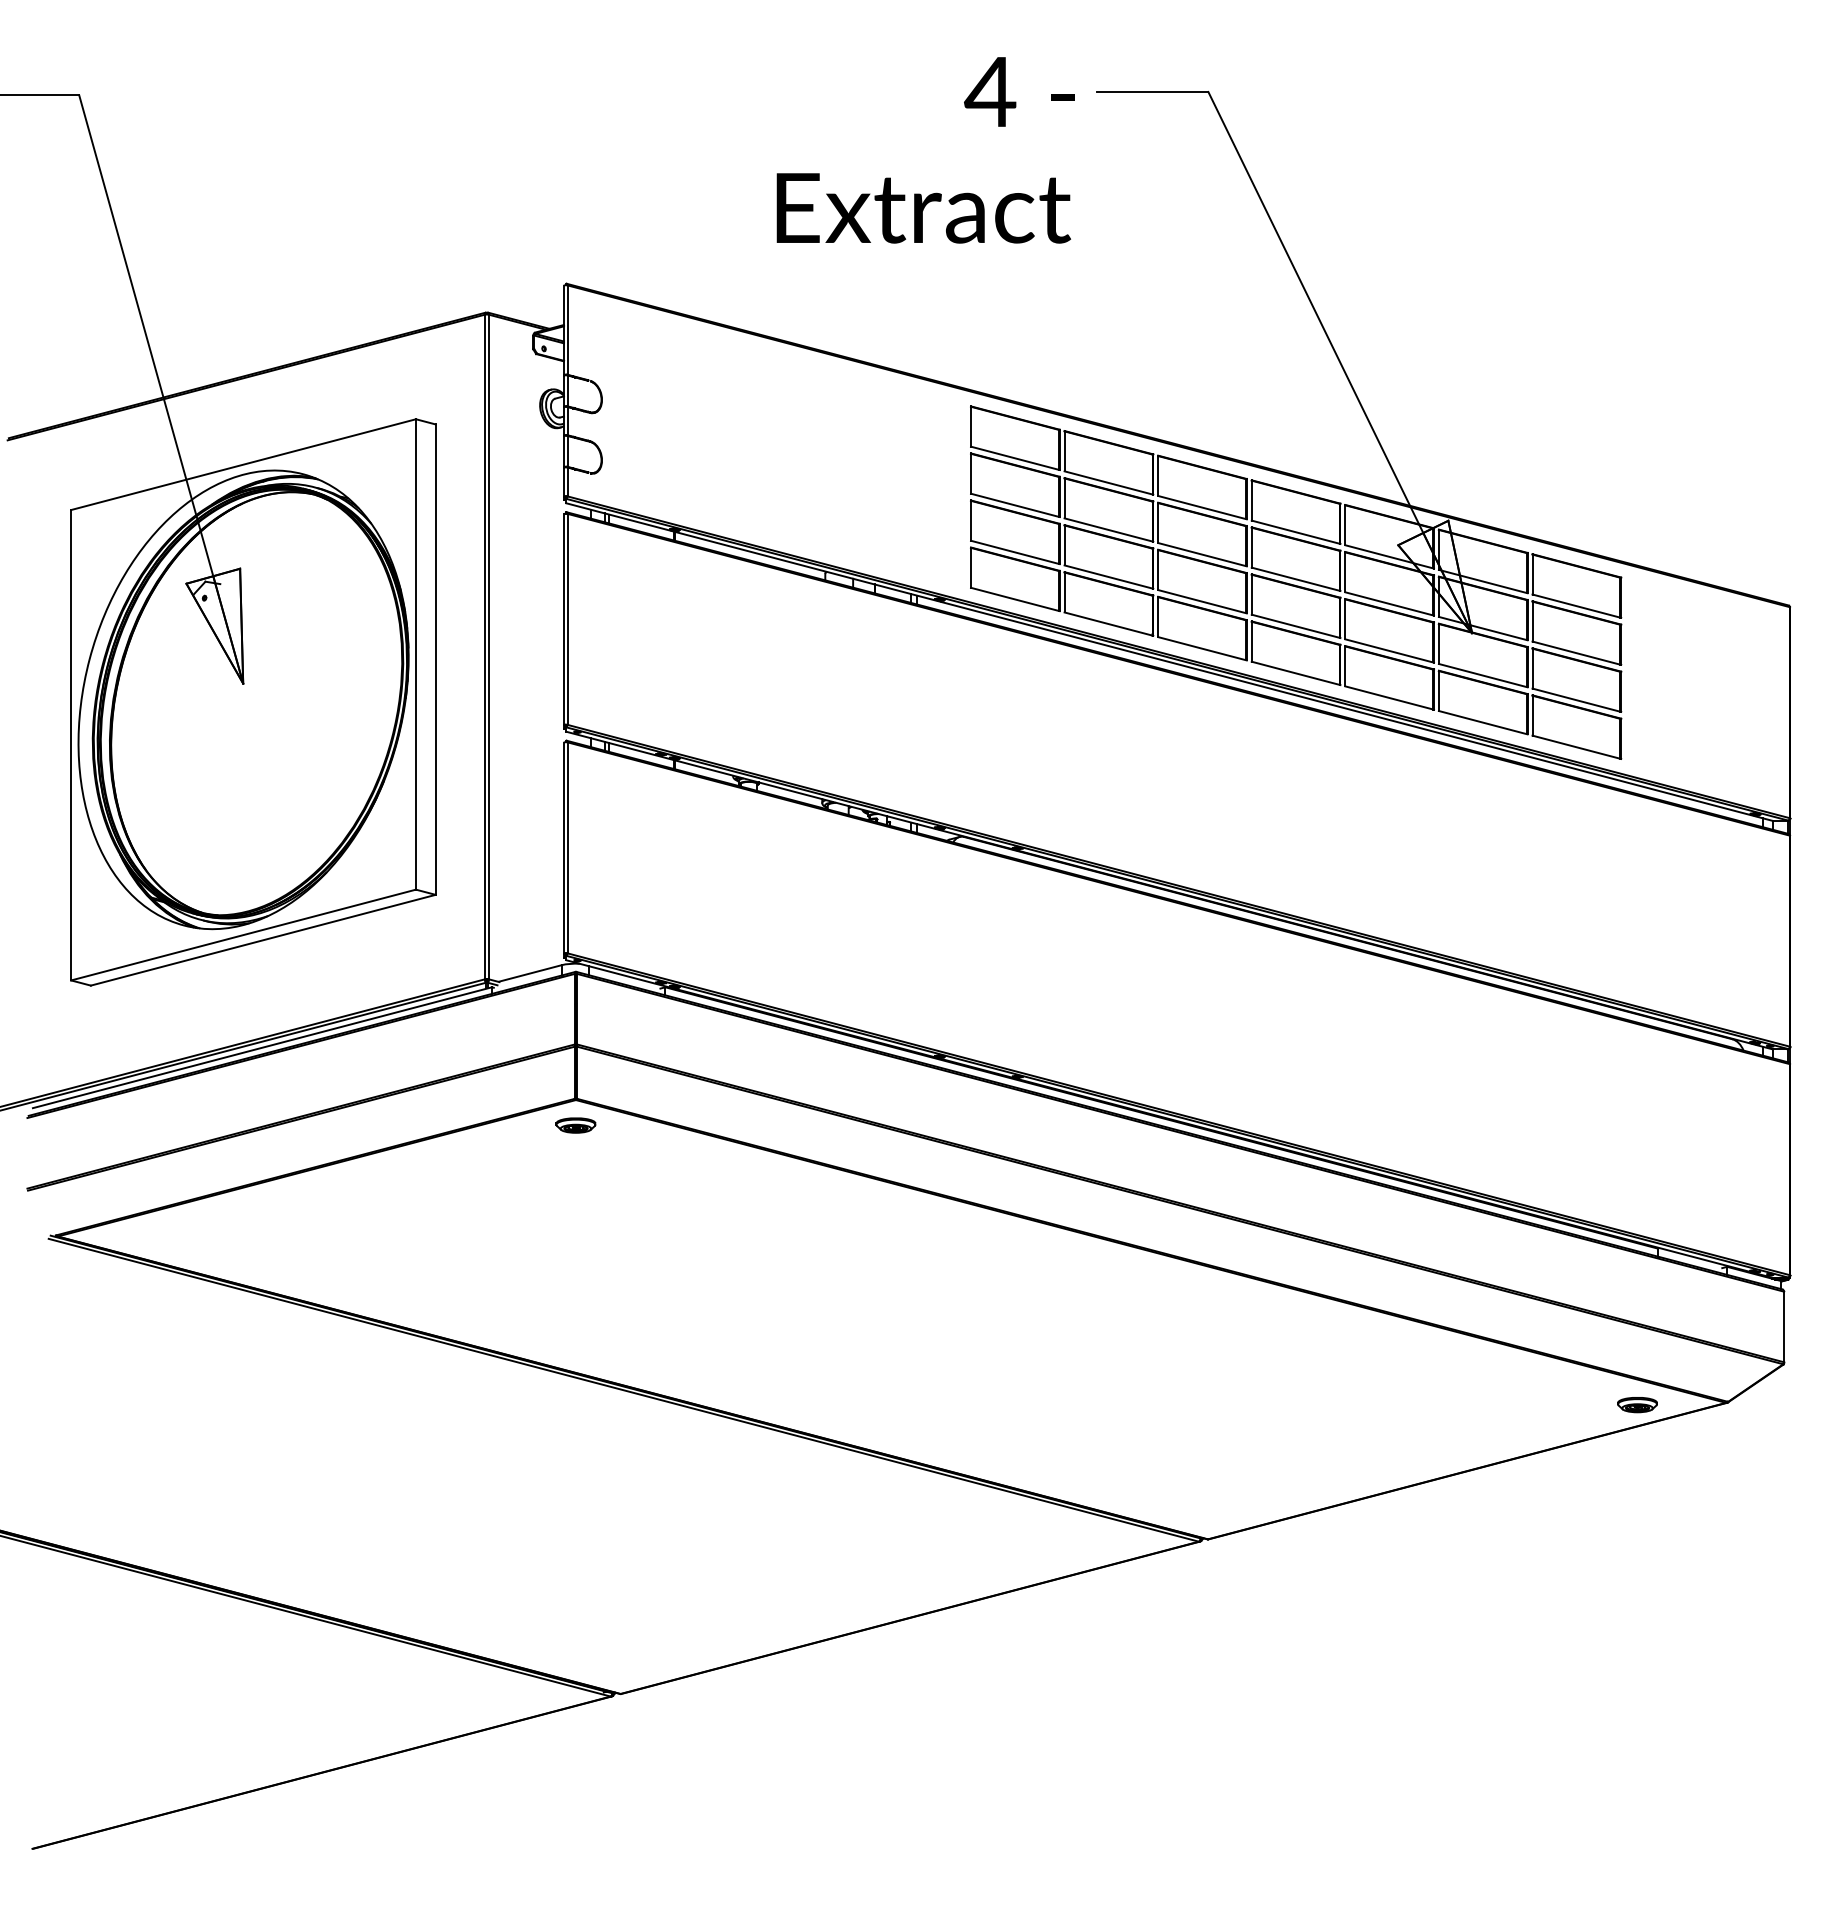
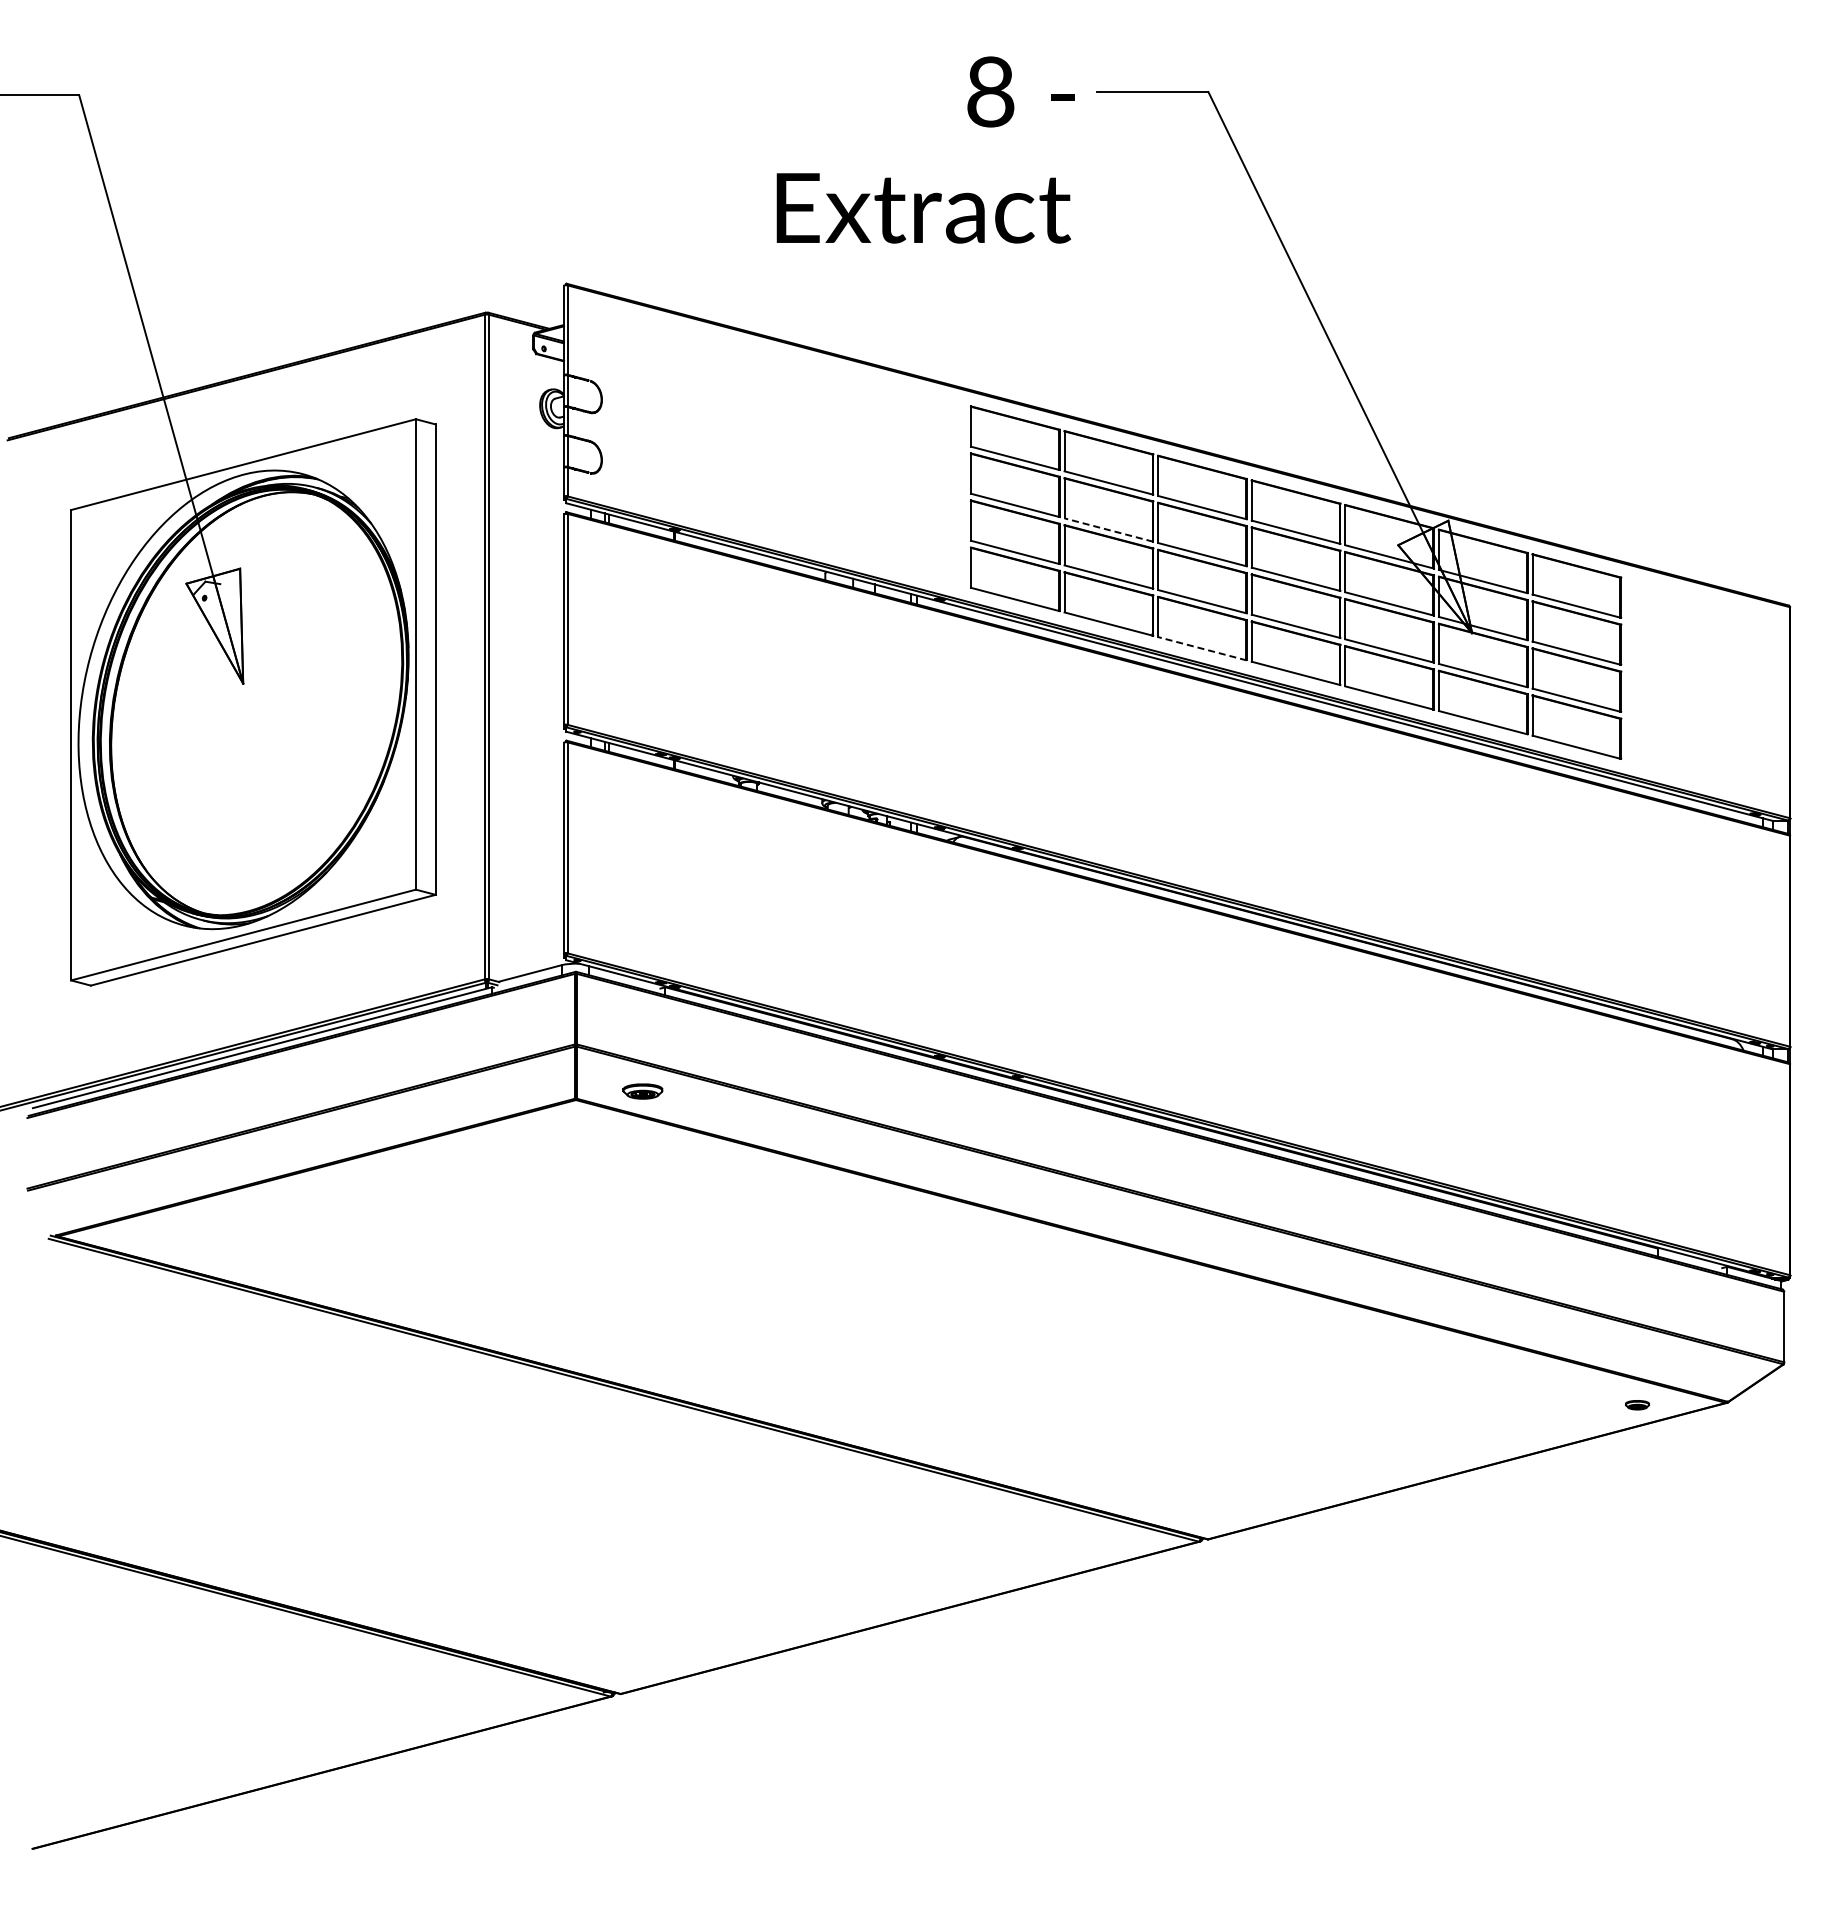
text: 4 -> 8 (990, 91)
line: solid -> dashed (1108, 530)
line: solid -> dashed (1202, 648)
part position: (575, 1125) -> (642, 1091) (642, 1091)
part size: 41x17 px -> 26x11 px (1637, 1405)
